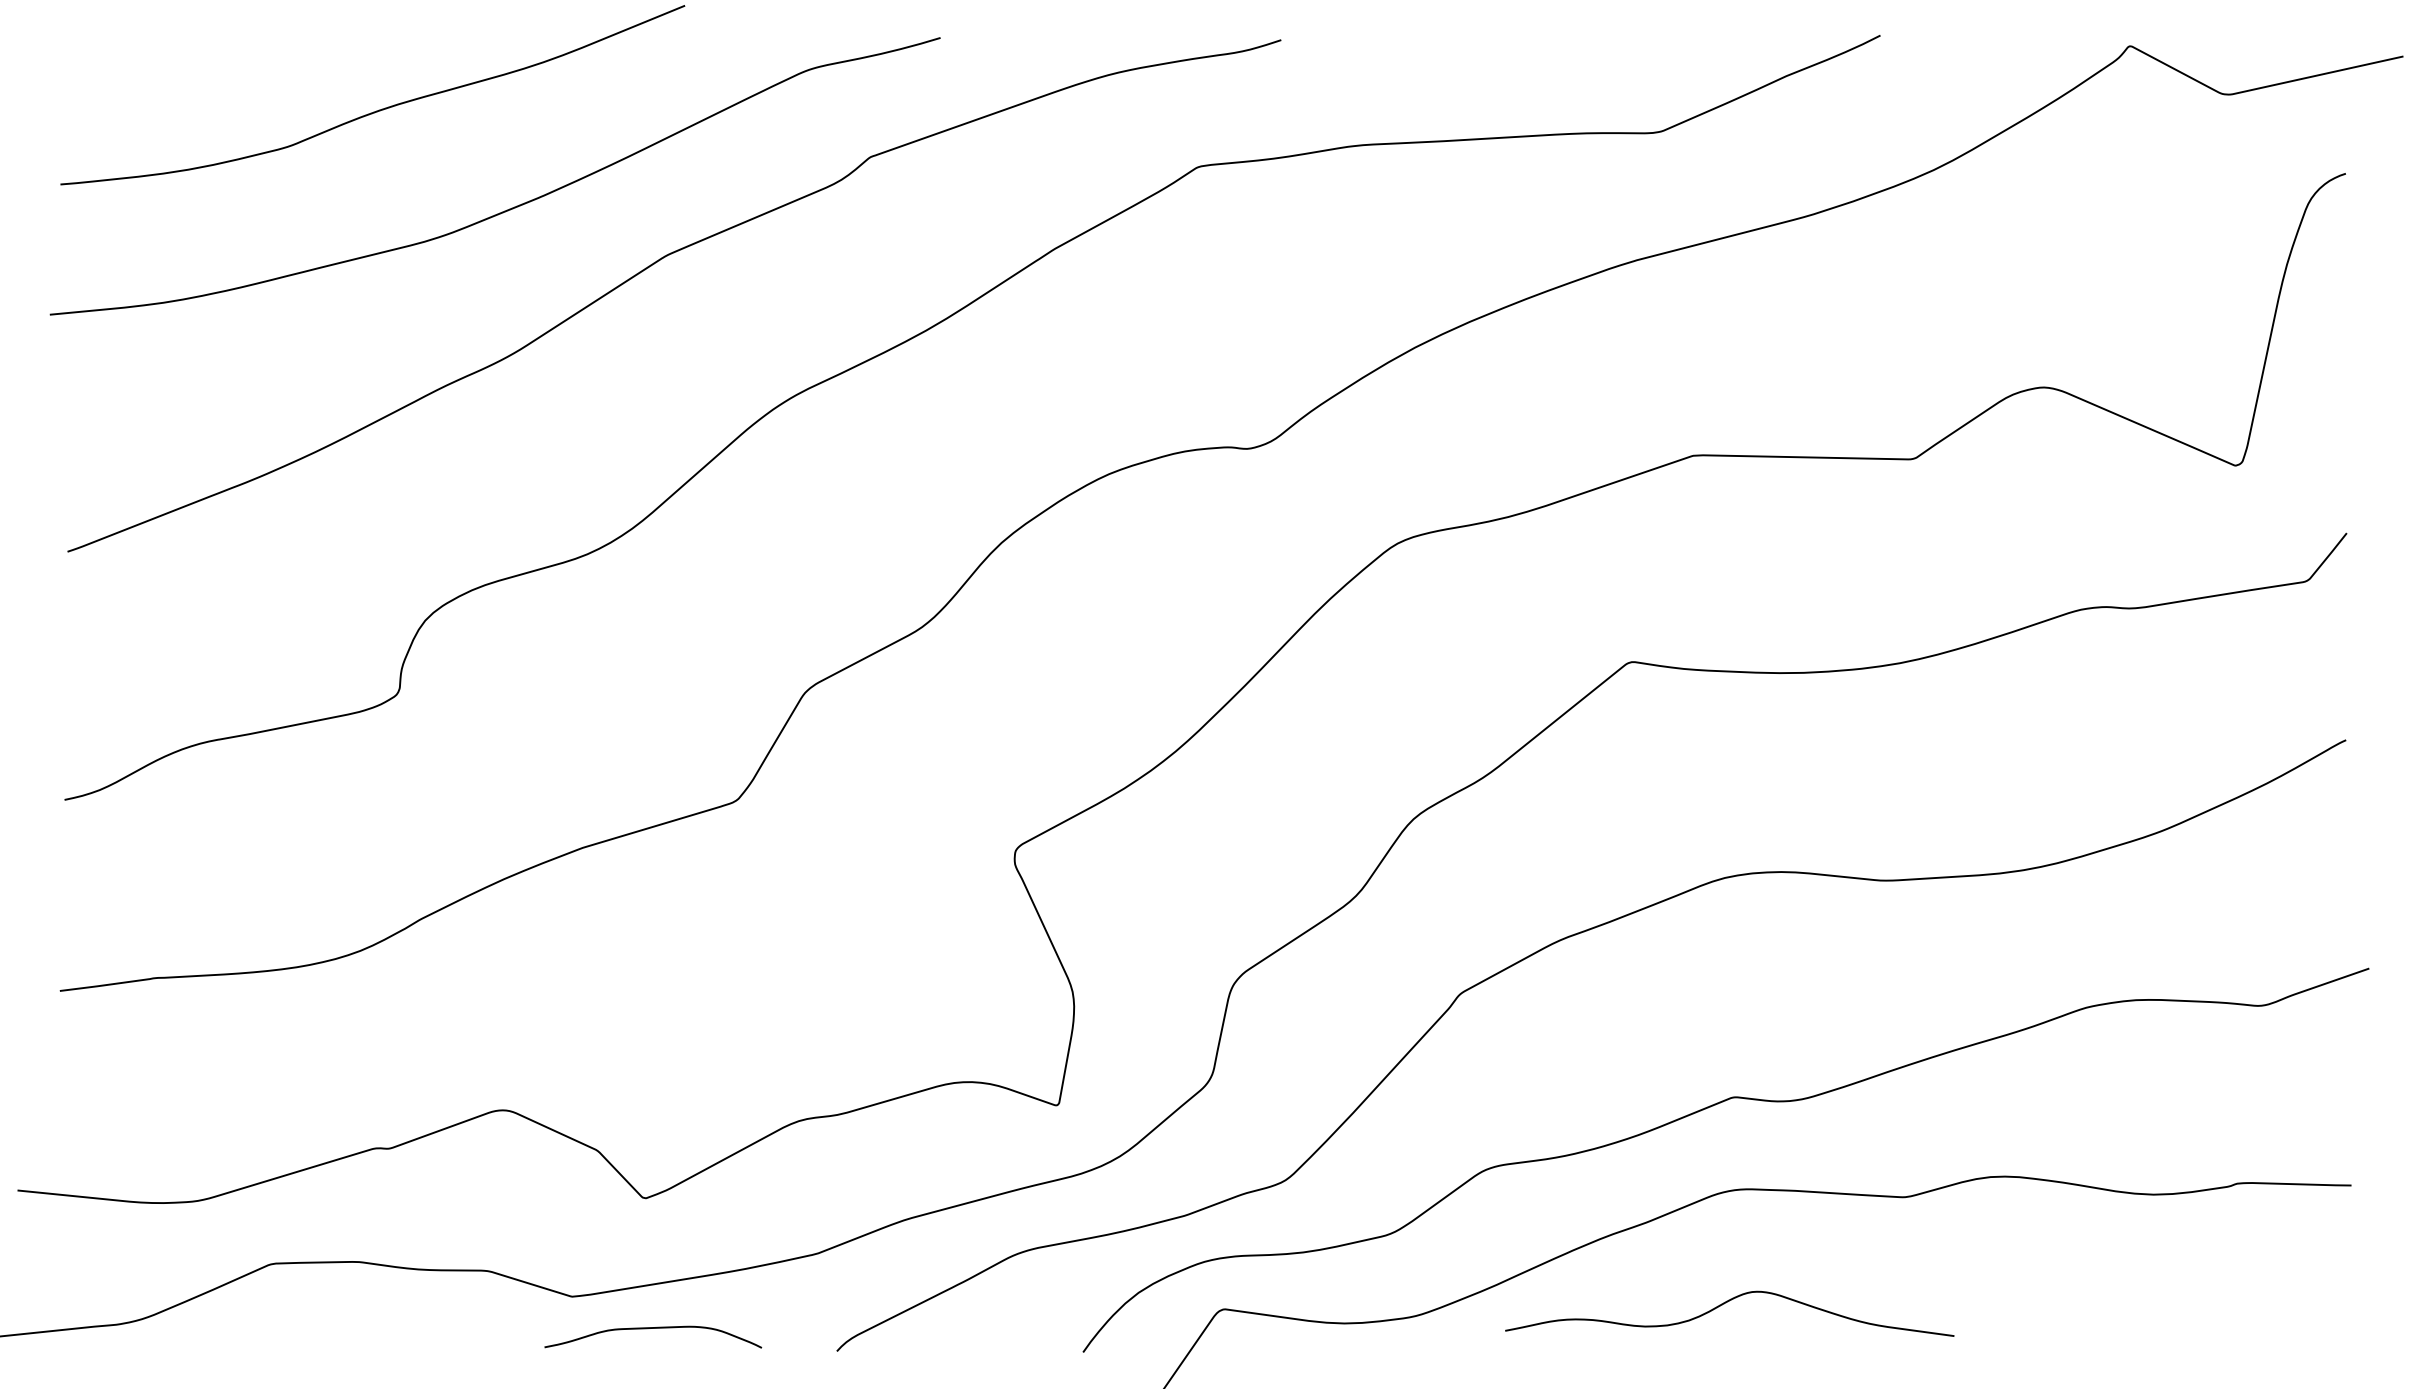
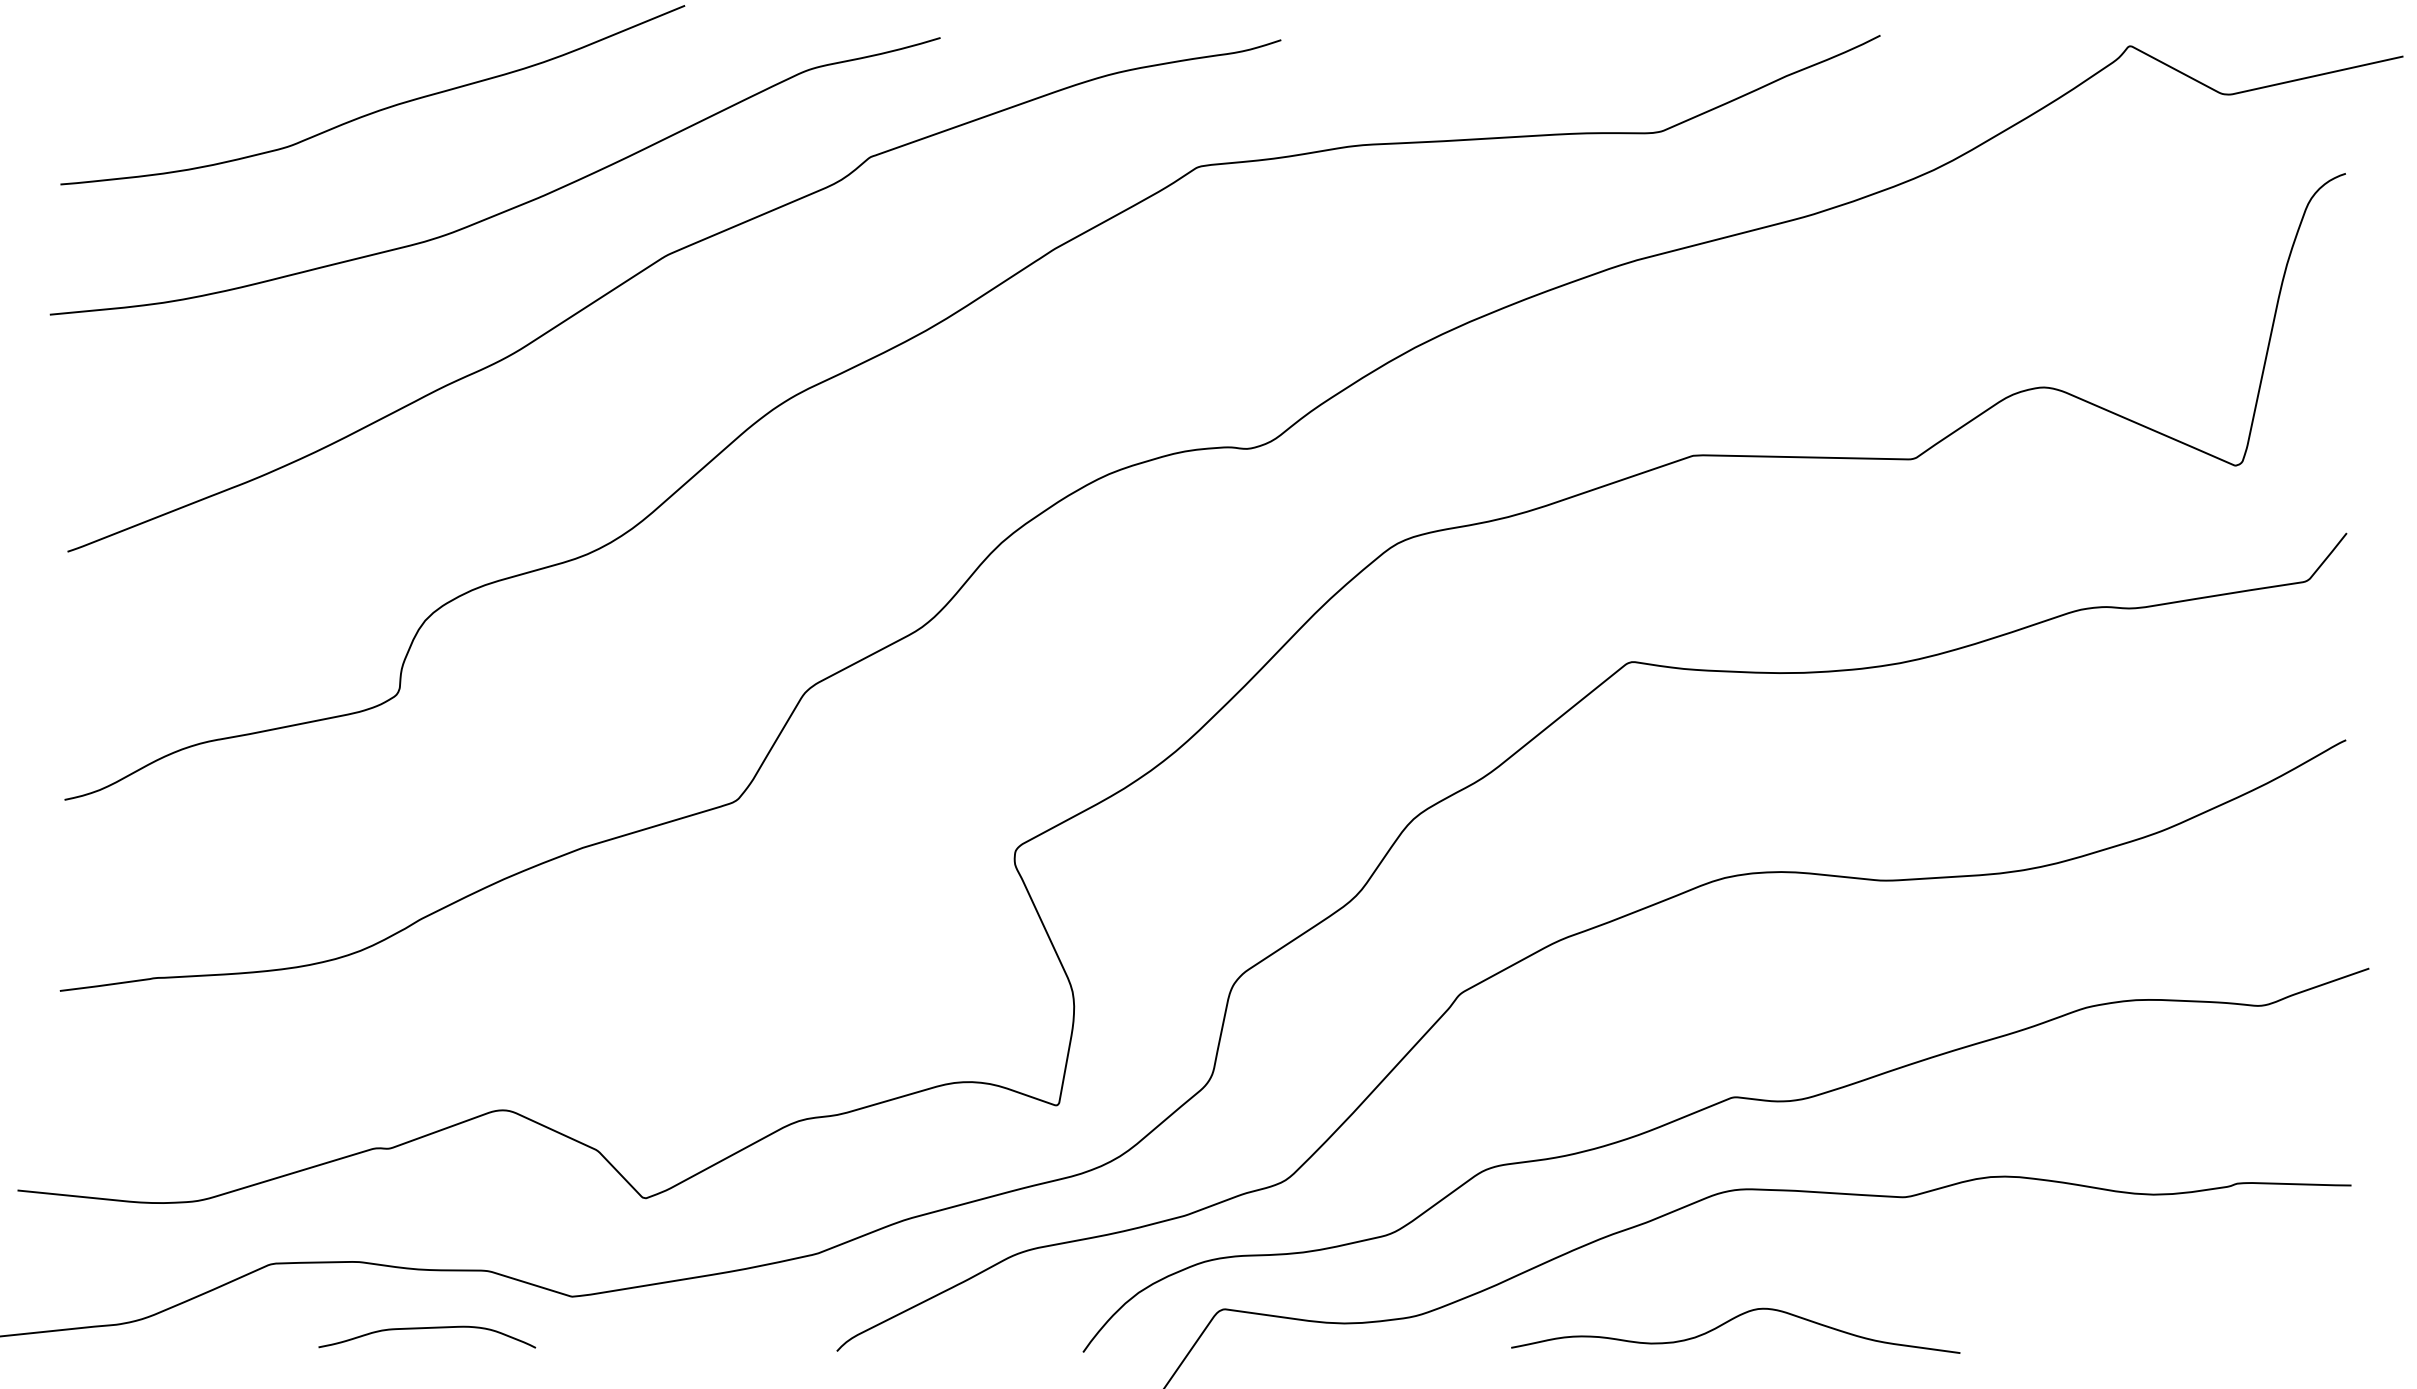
curve position: (1724, 1304) -> (1730, 1321) (1730, 1321)
curve position: (653, 1328) -> (427, 1328) (427, 1328)
